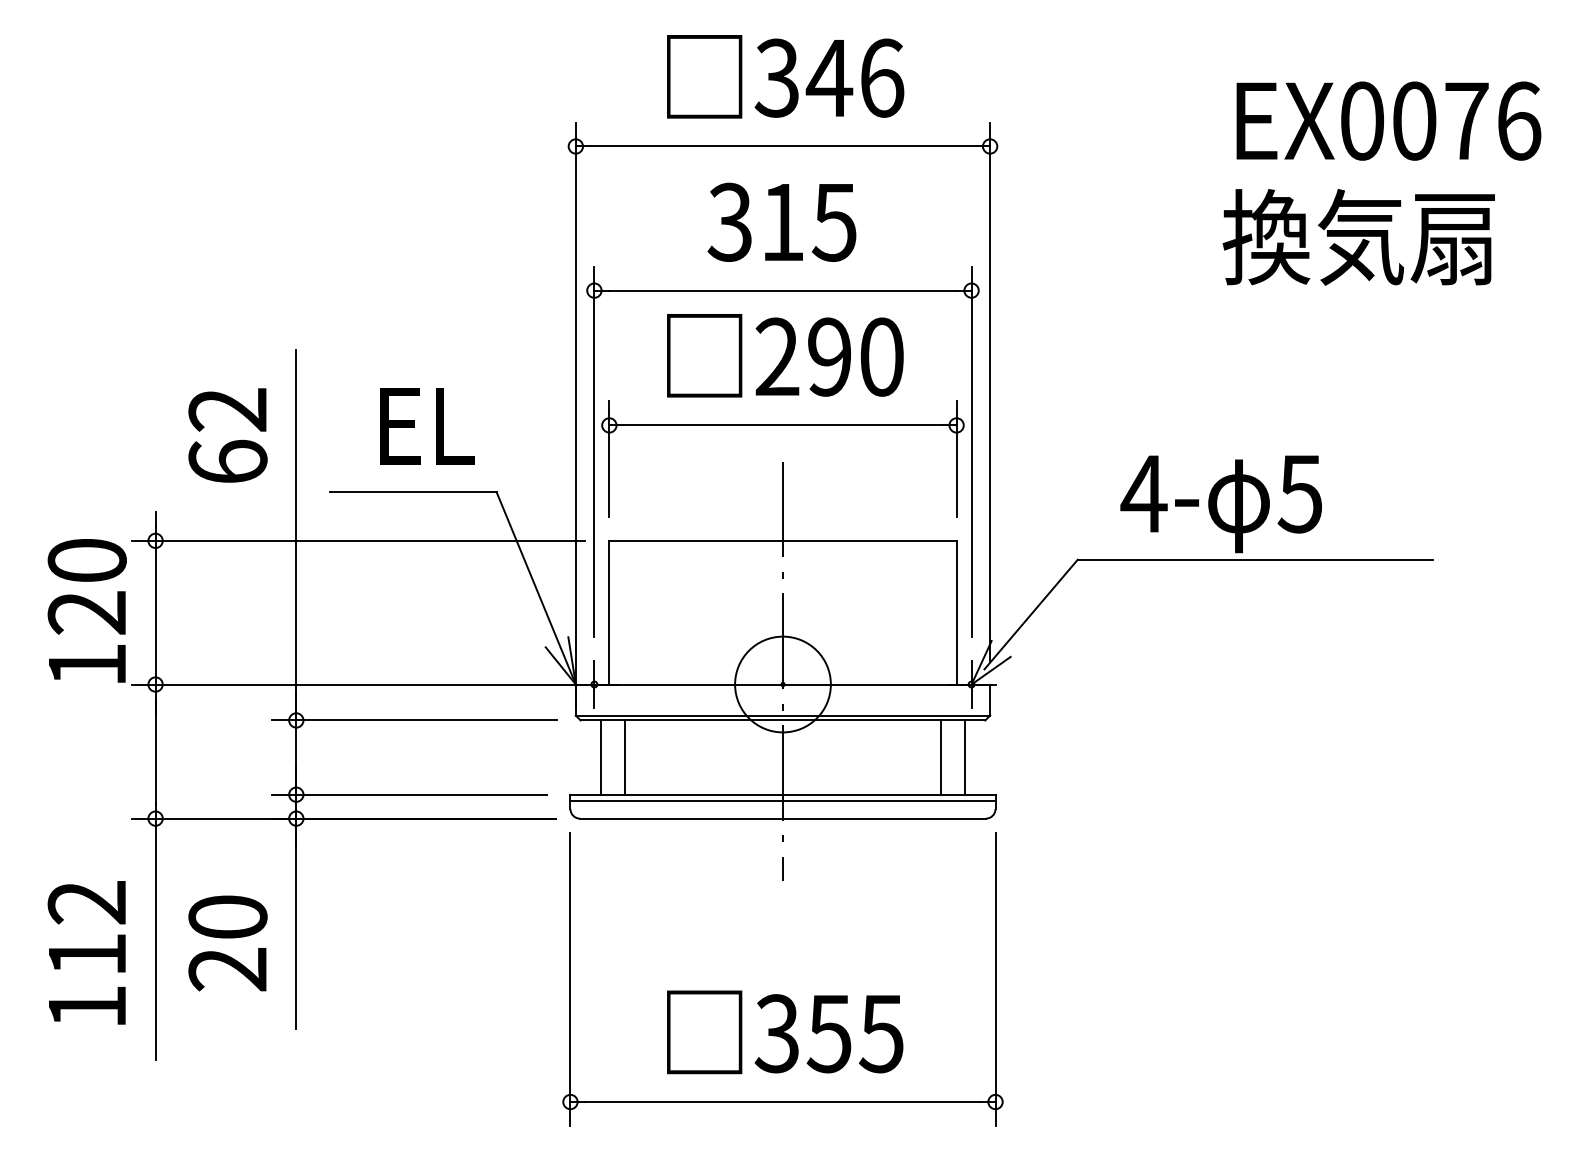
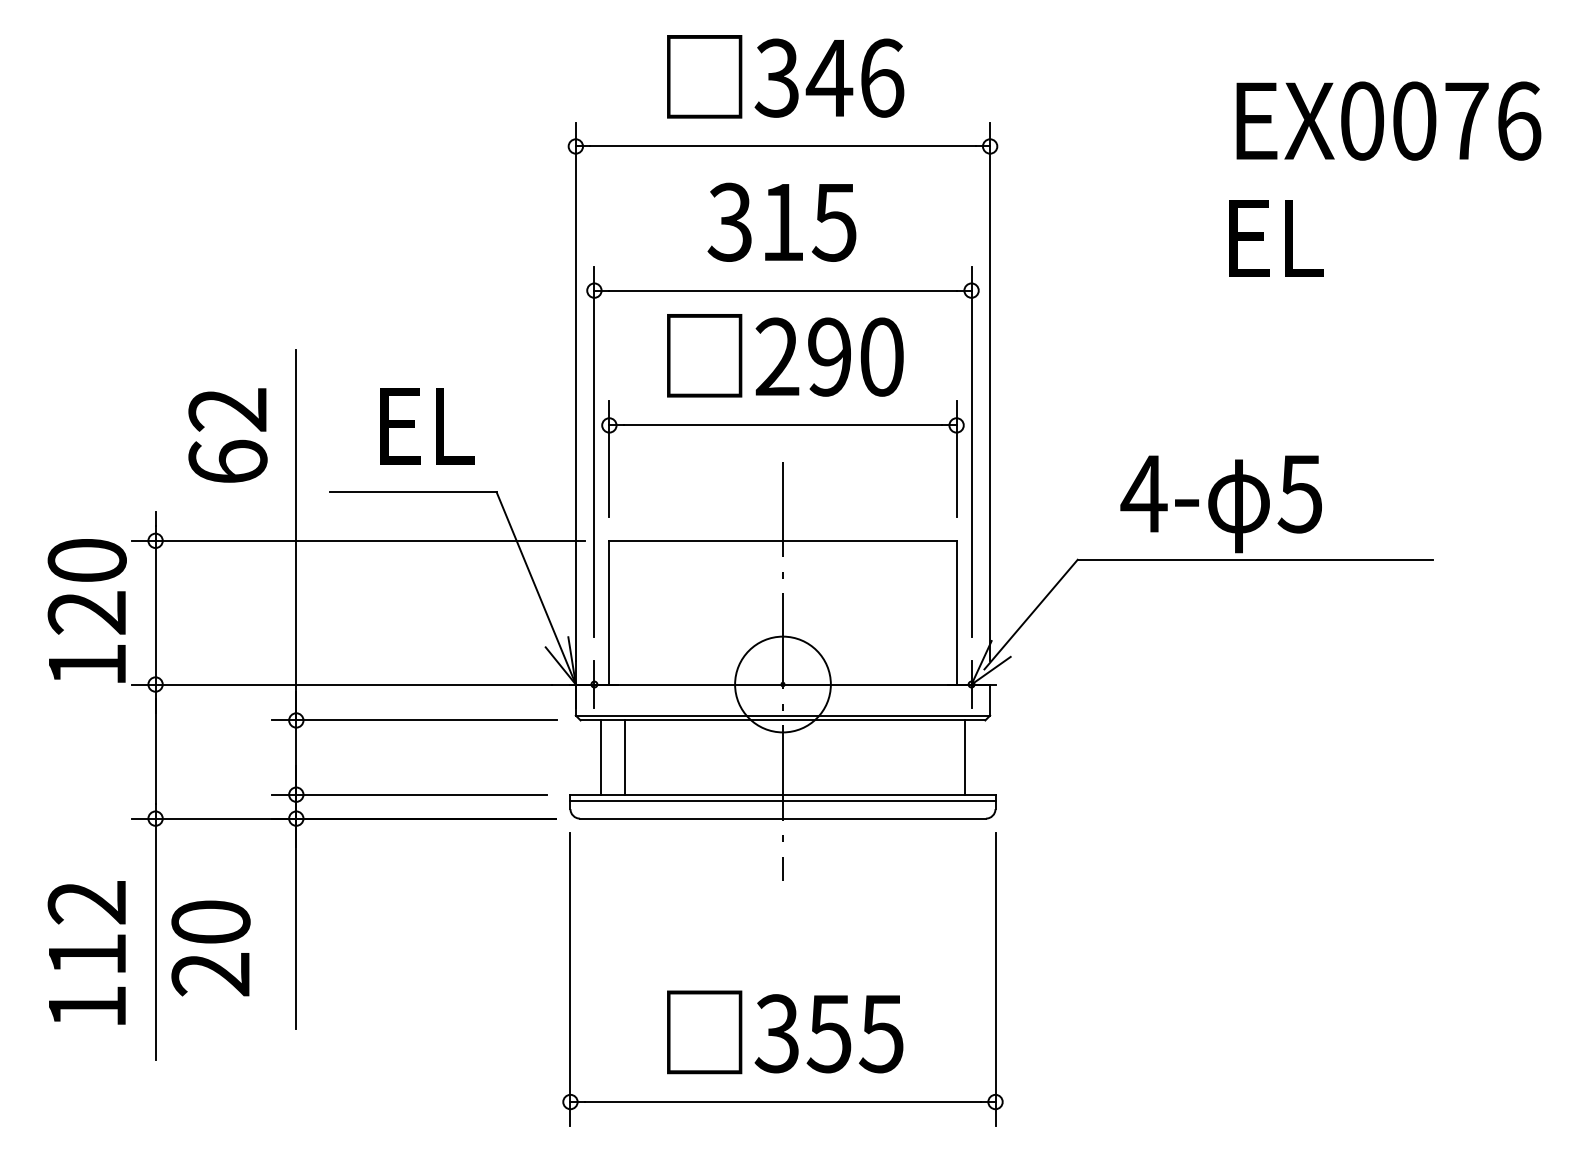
text: 換気扇 -> EL (1358, 237)
line: present -> none (941, 757)
text position: (227, 943) -> (210, 948) (210, 948)
